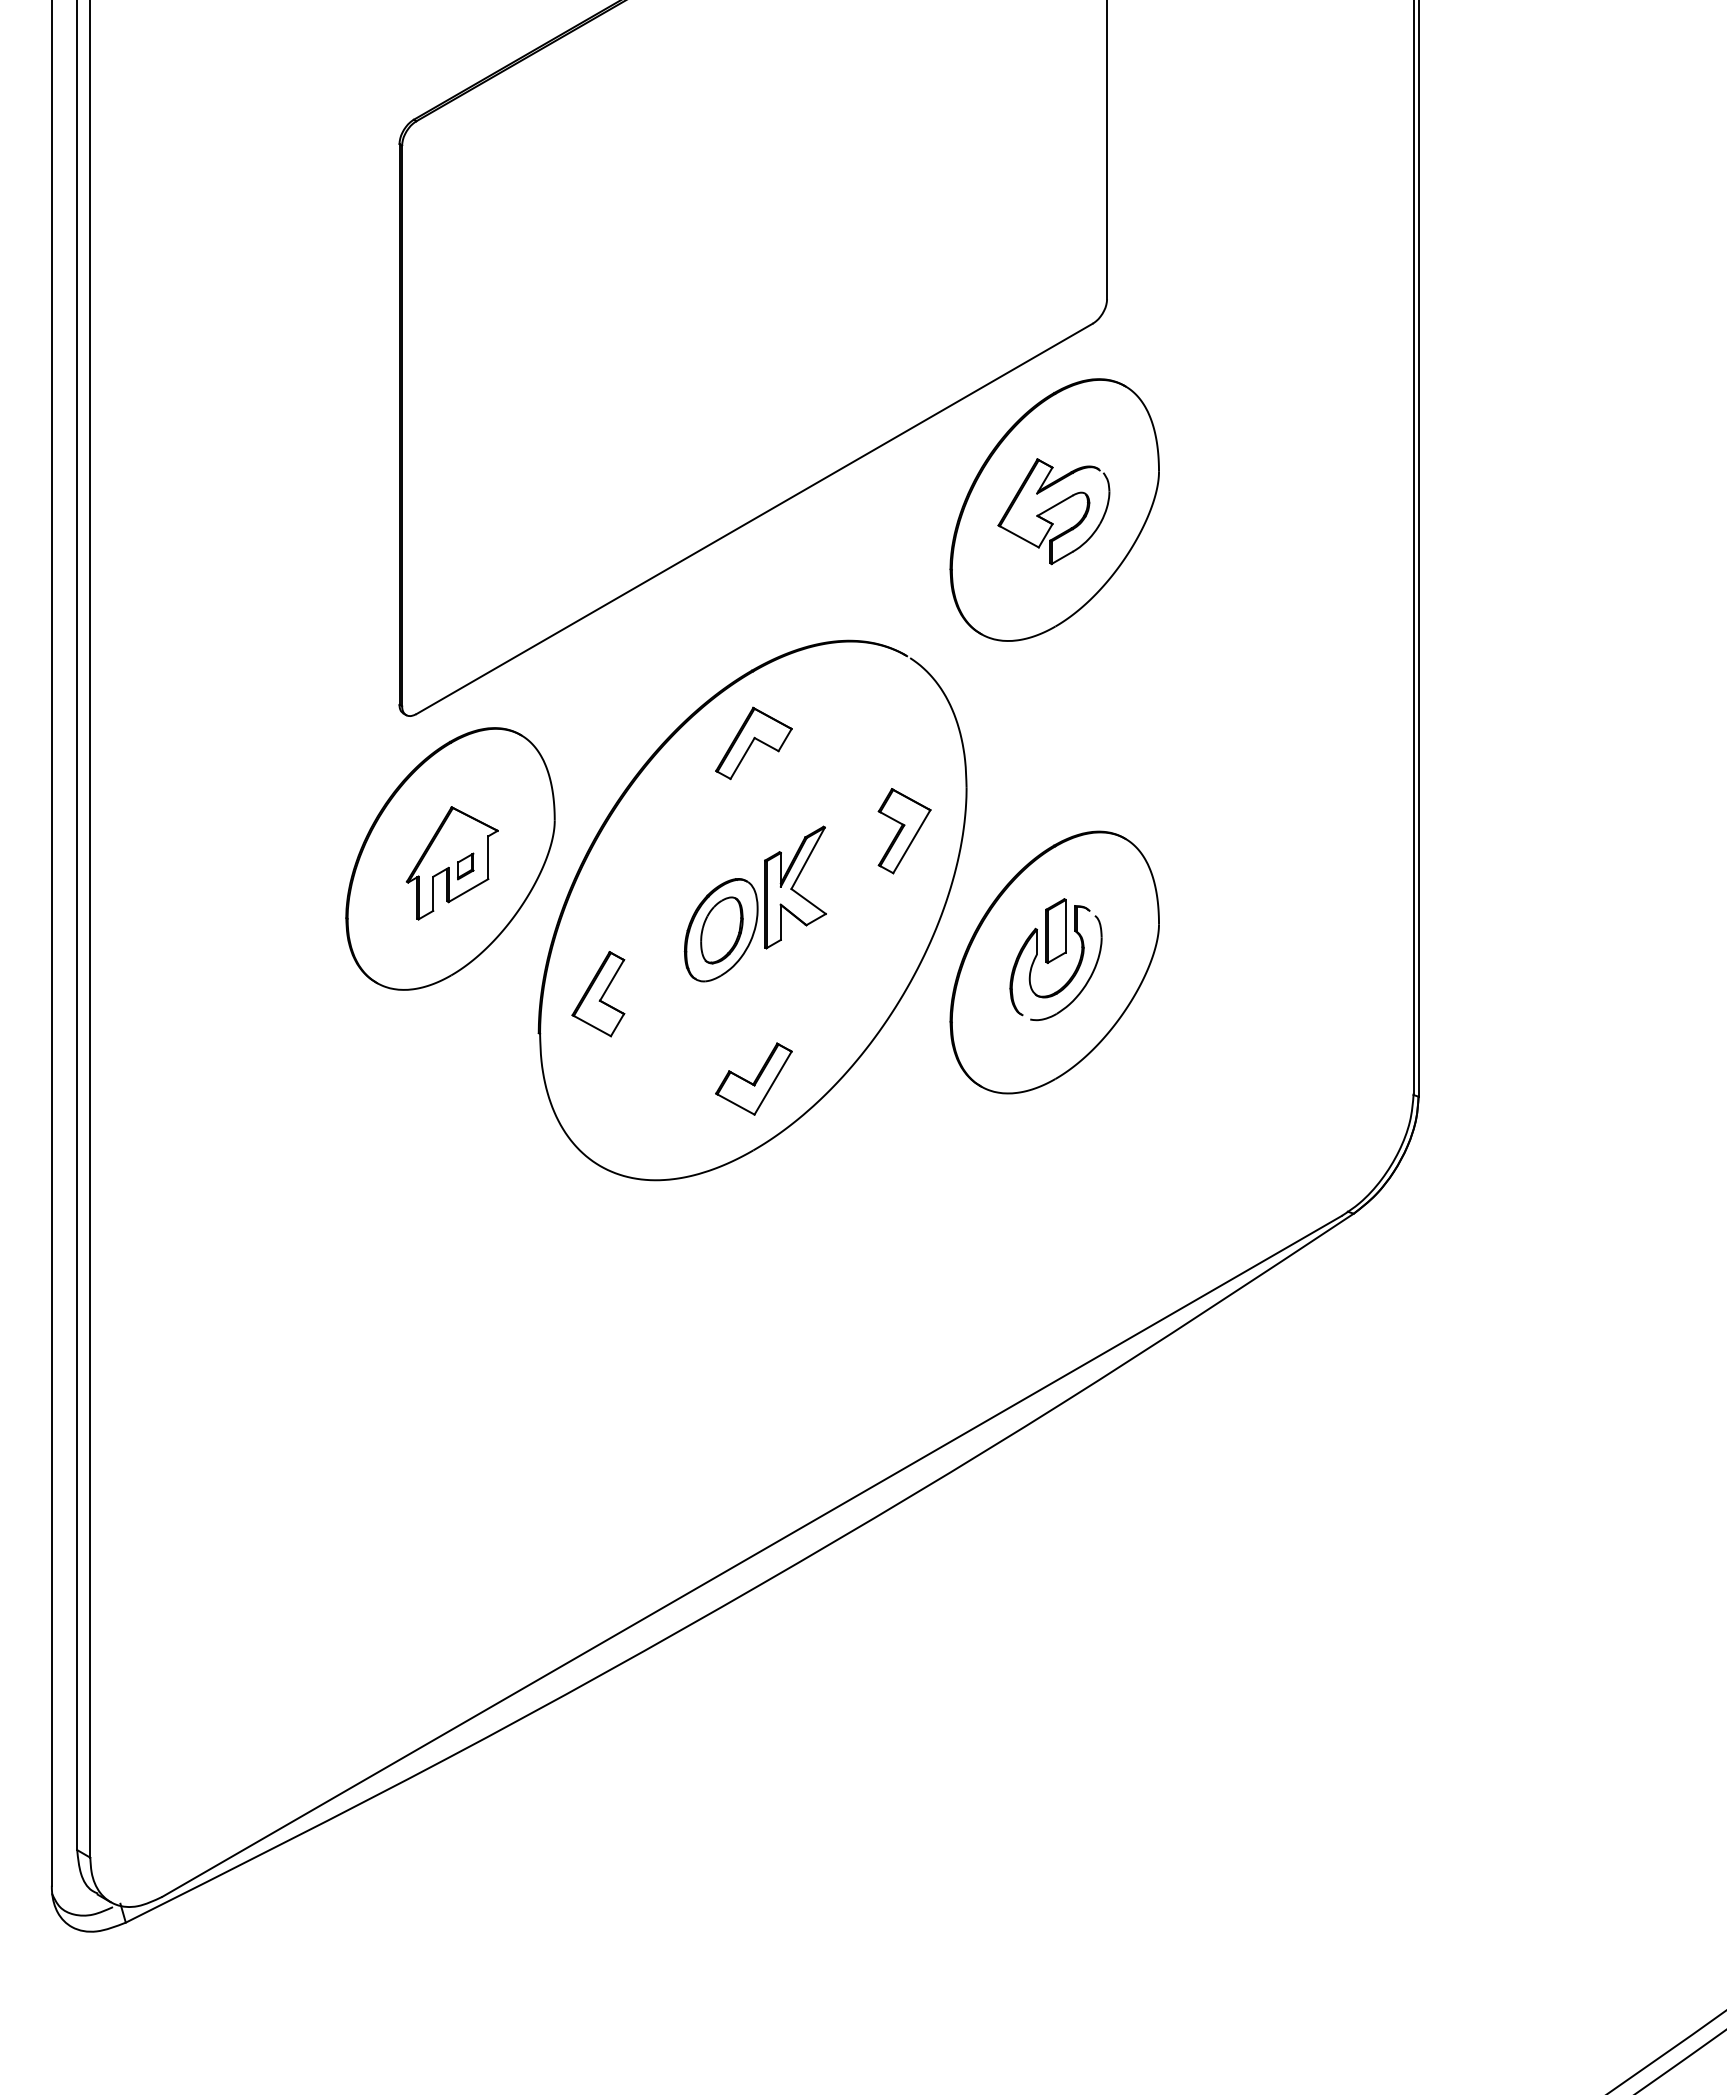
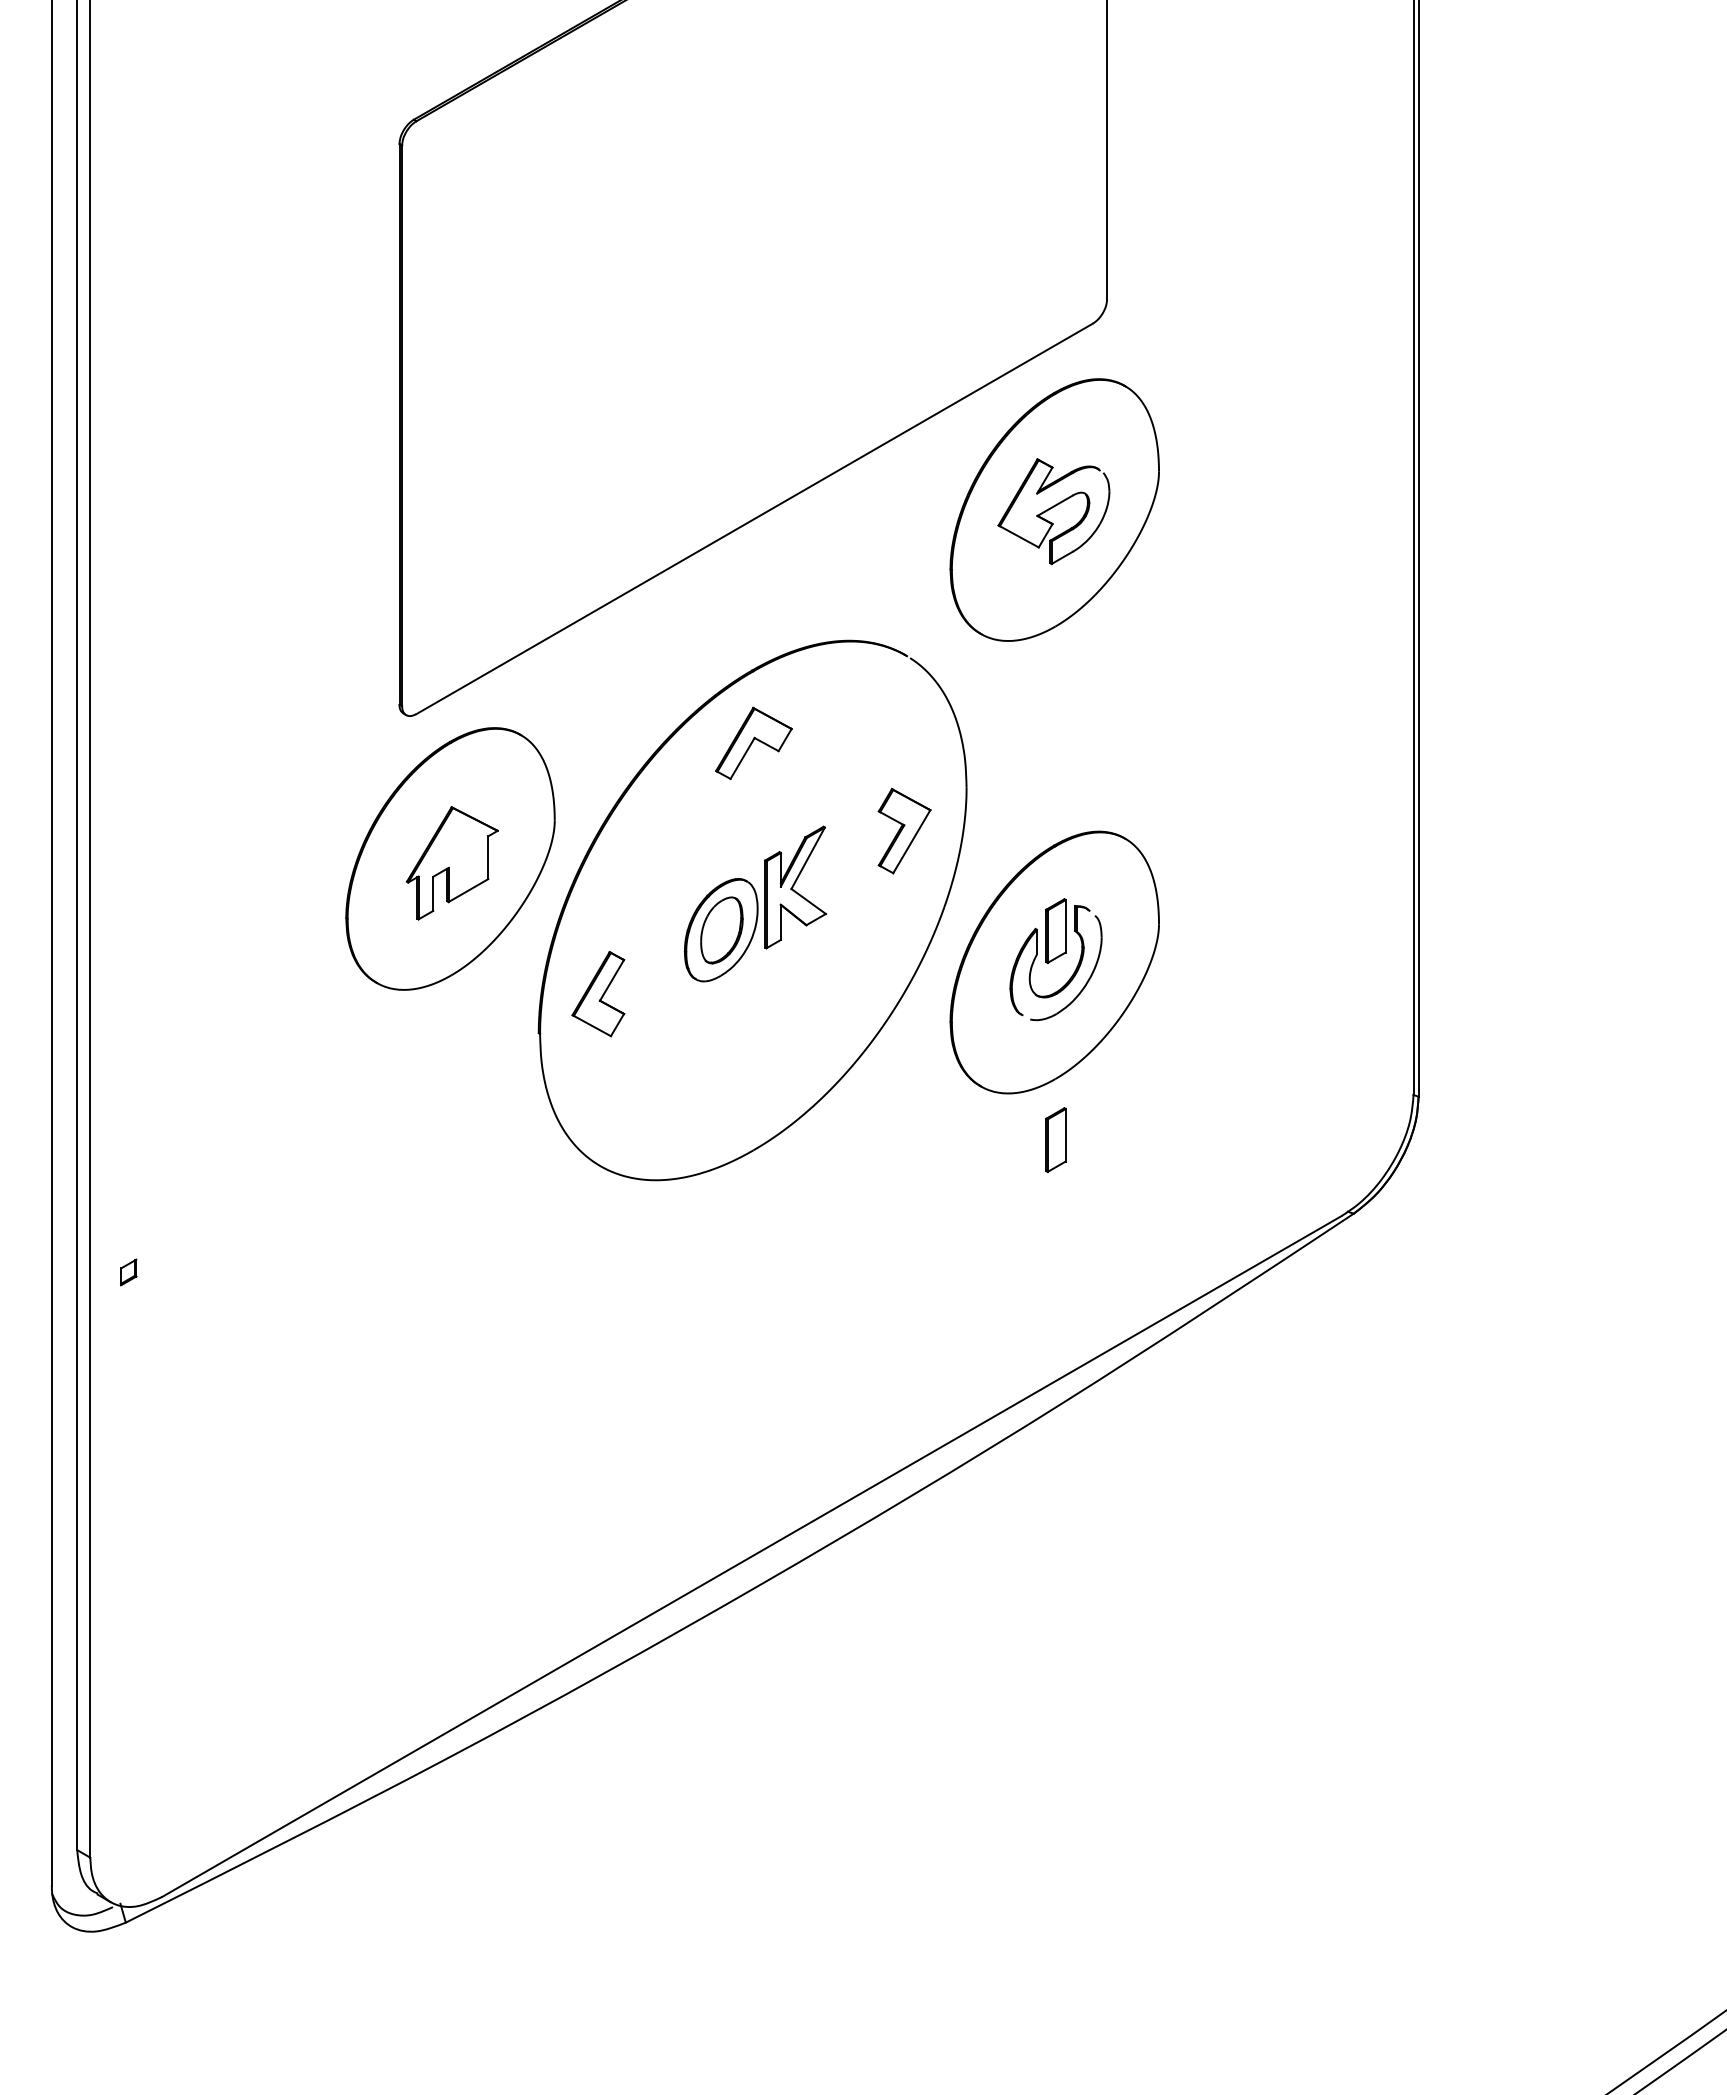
part position: (465, 866) -> (128, 1272) (128, 1272)
part: present -> none (753, 1078)
part: none -> present (1055, 1139)
